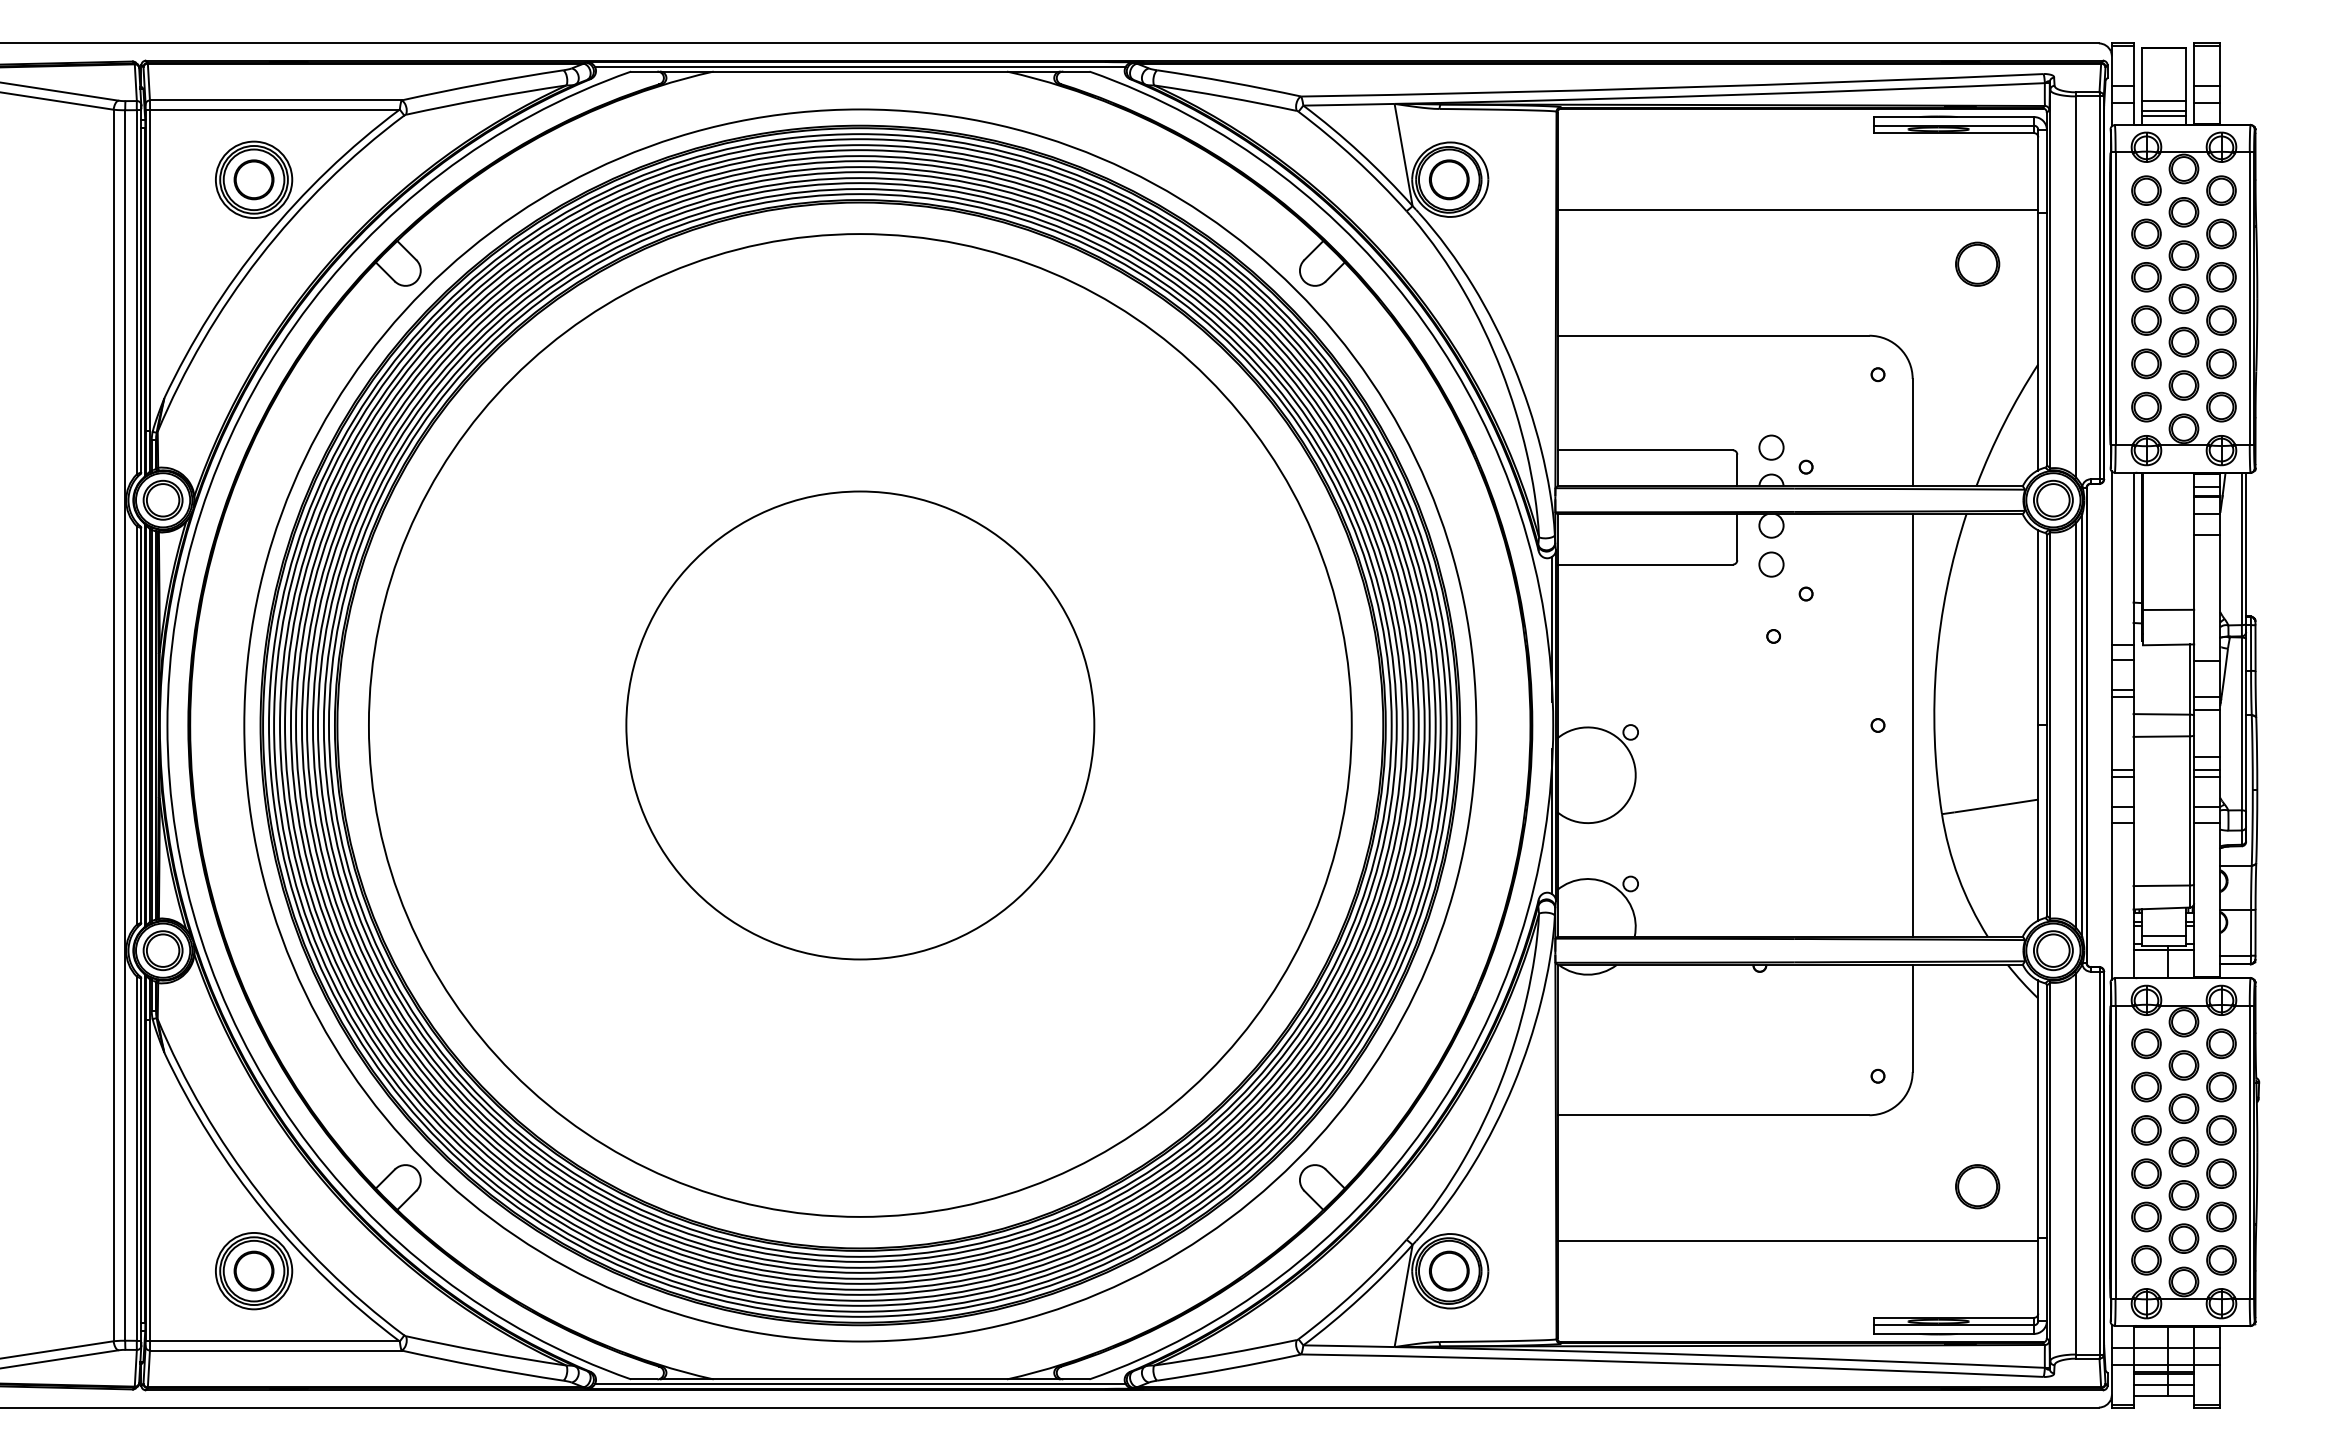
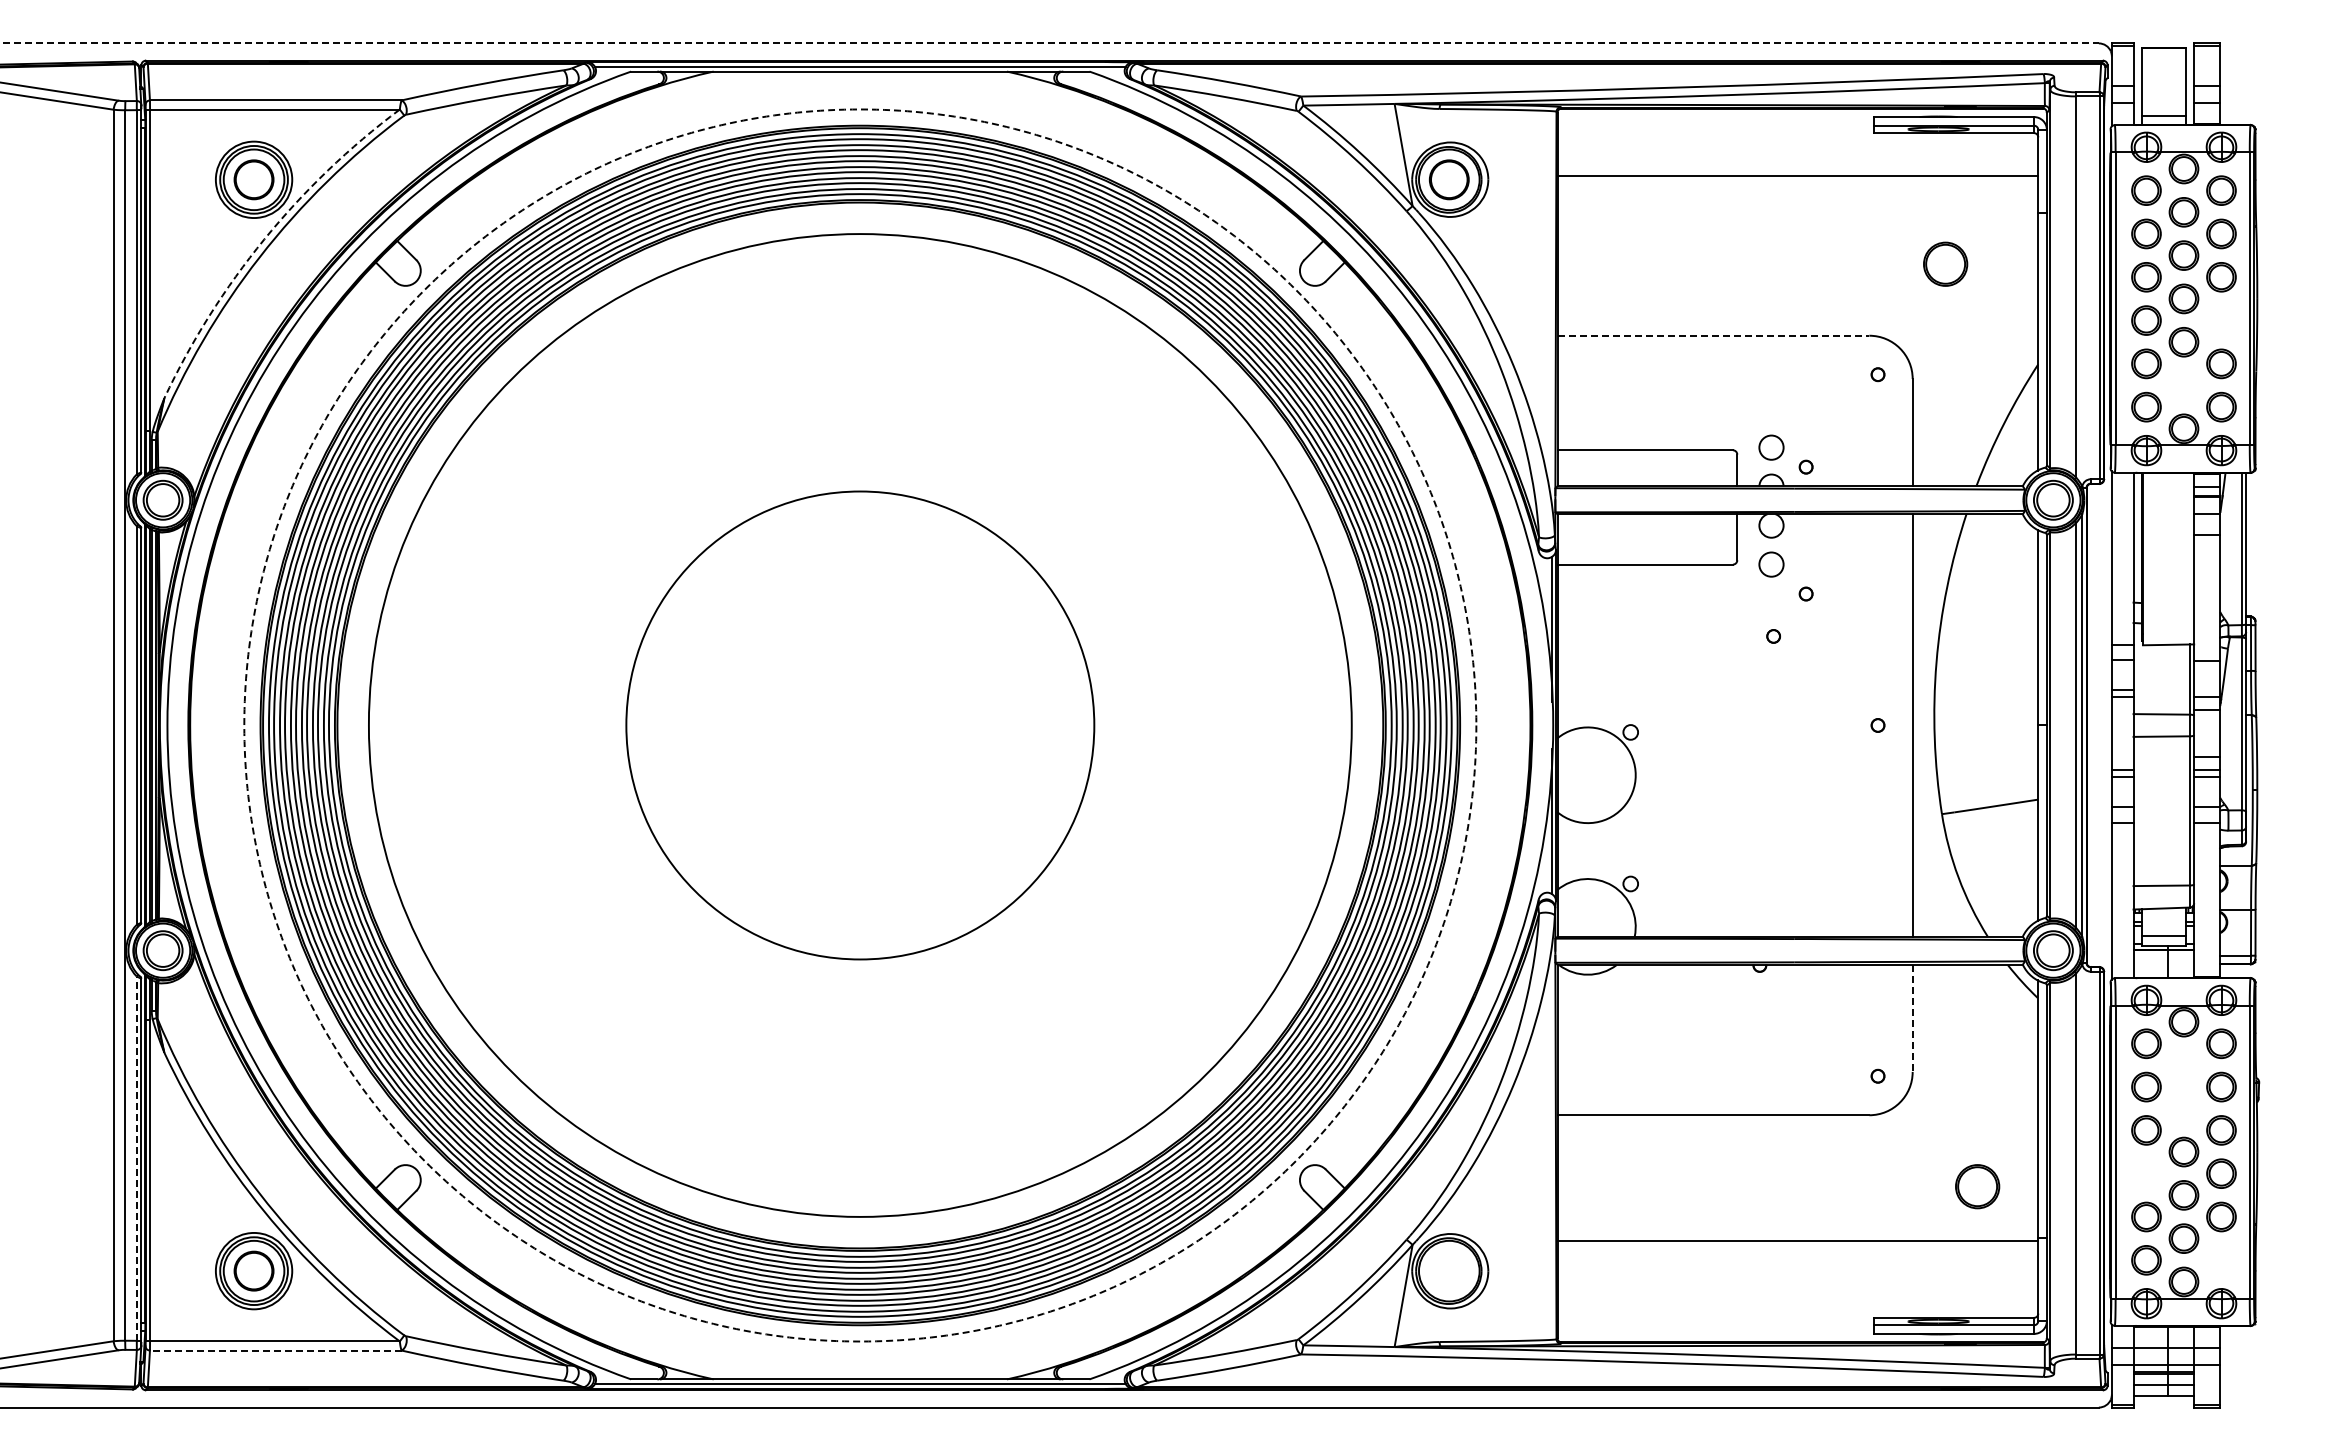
line: solid -> dashed (1050, 43)
line: present -> none (2163, 100)
line: present -> none (2163, 111)
line position: (1797, 209) -> (1797, 175) (1797, 175)
arc: solid -> dashed (264, 239)
part position: (1977, 263) -> (1945, 263) (1945, 263)
part: present -> none (2221, 320)
line: solid -> dashed (1713, 335)
part: present -> none (2183, 385)
line: present -> none (2168, 609)
circle: solid -> dashed (860, 725)
line: solid -> dashed (1912, 1018)
part: present -> none (2183, 1065)
part: present -> none (2183, 1108)
line: solid -> dashed (136, 1158)
part: present -> none (2146, 1173)
part: present -> none (2221, 1260)
part: present -> none (1449, 1270)
line: solid -> dashed (275, 1350)
